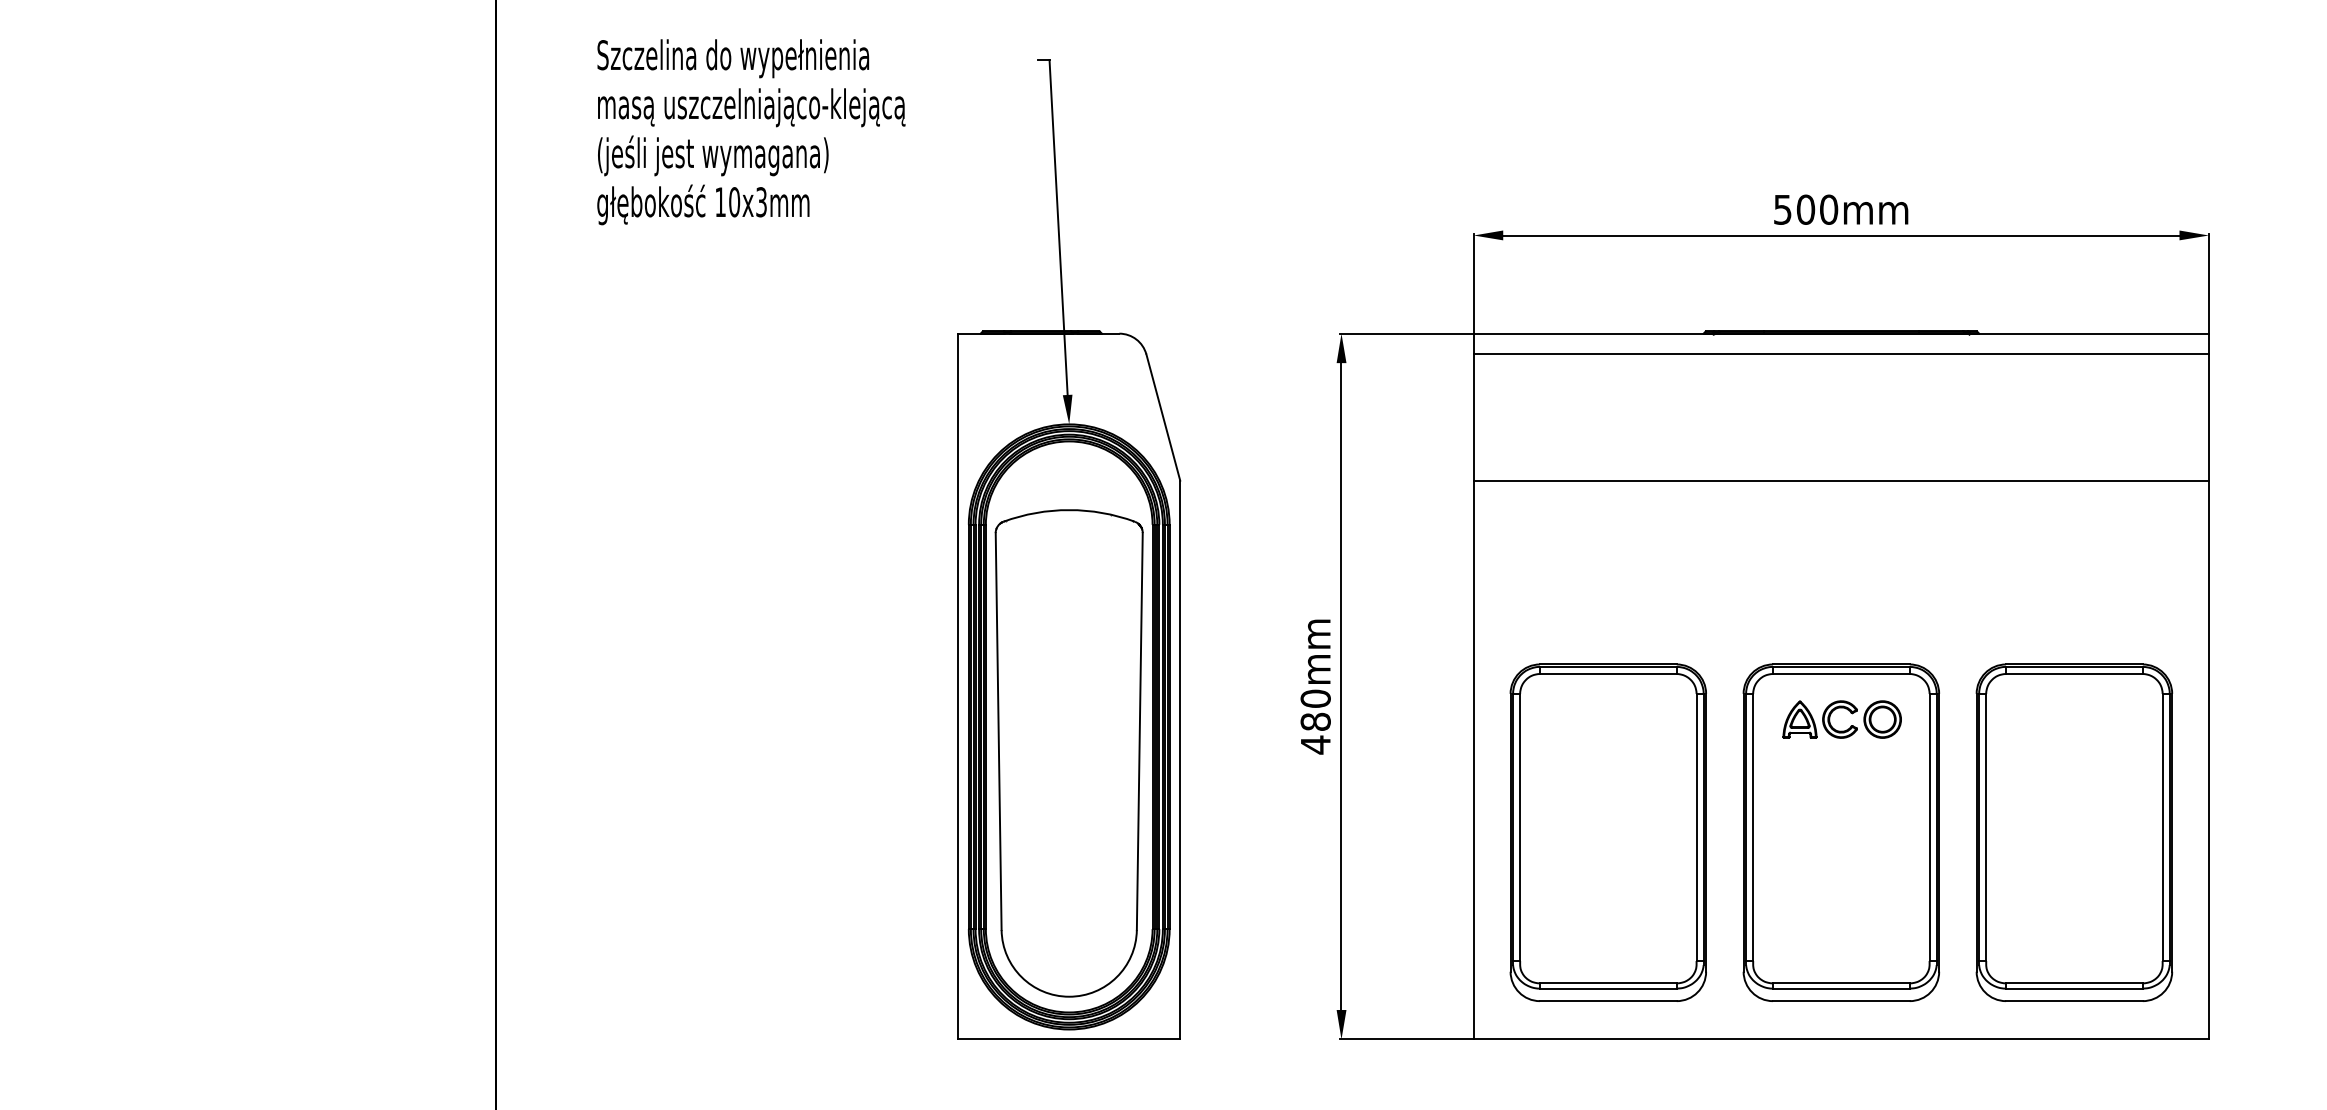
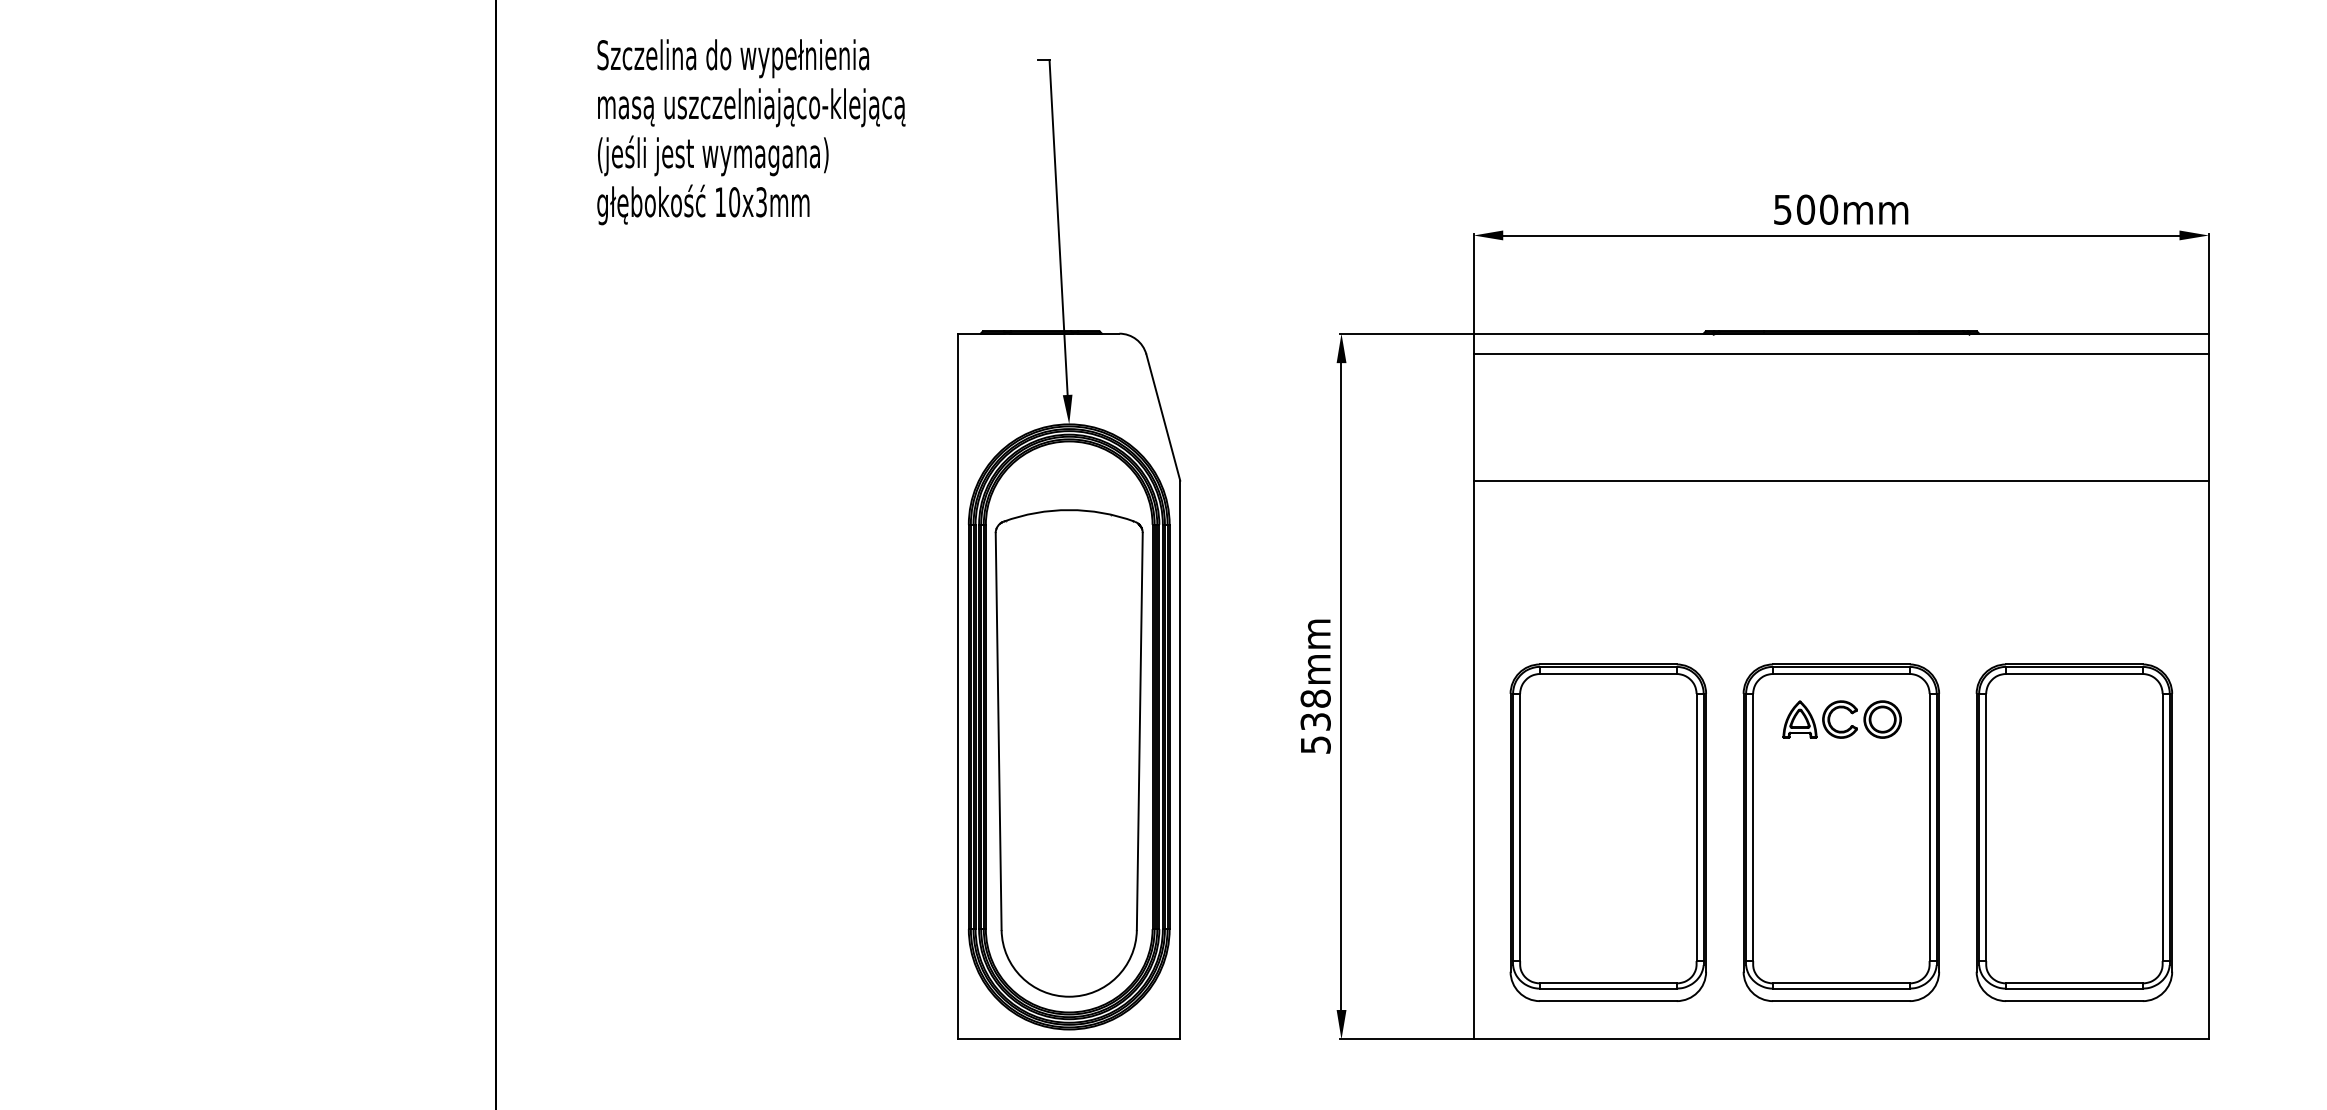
text: 480mm -> 538mm (1315, 721)
